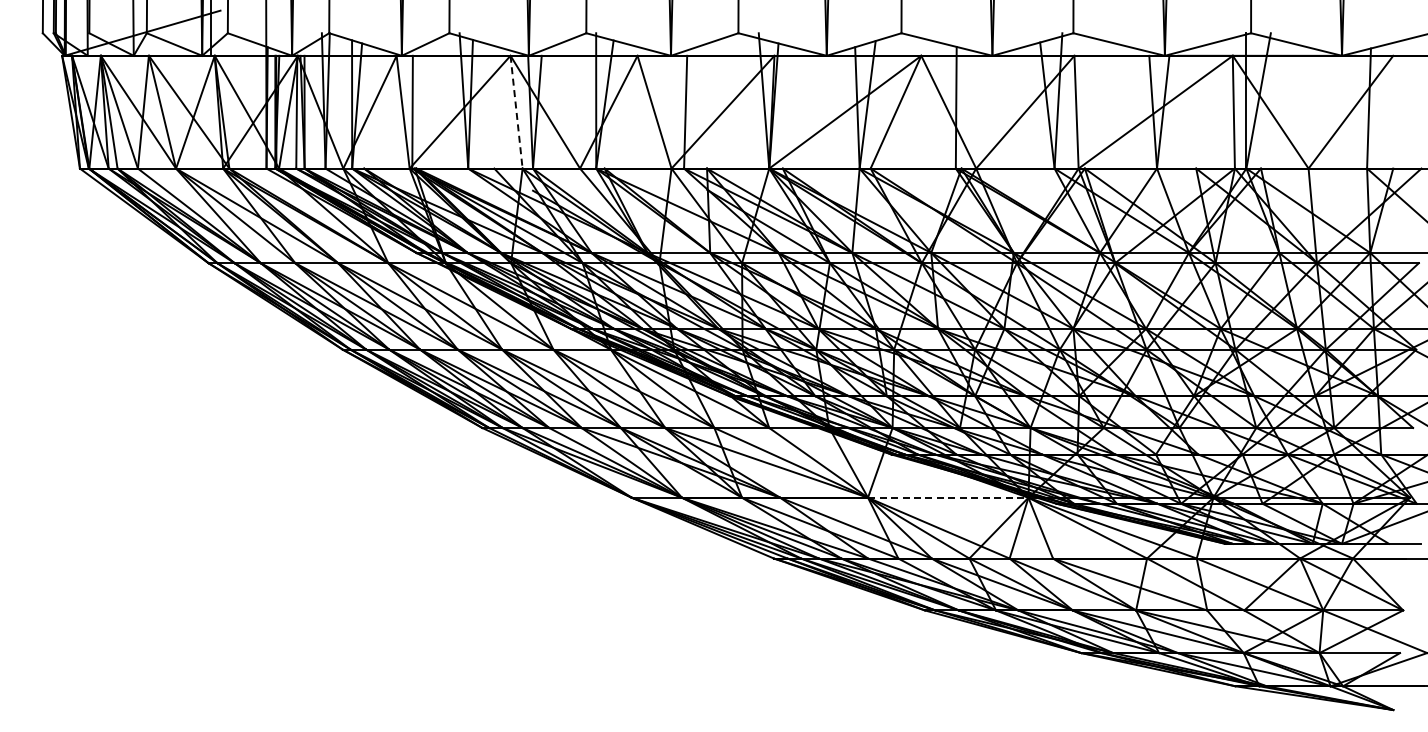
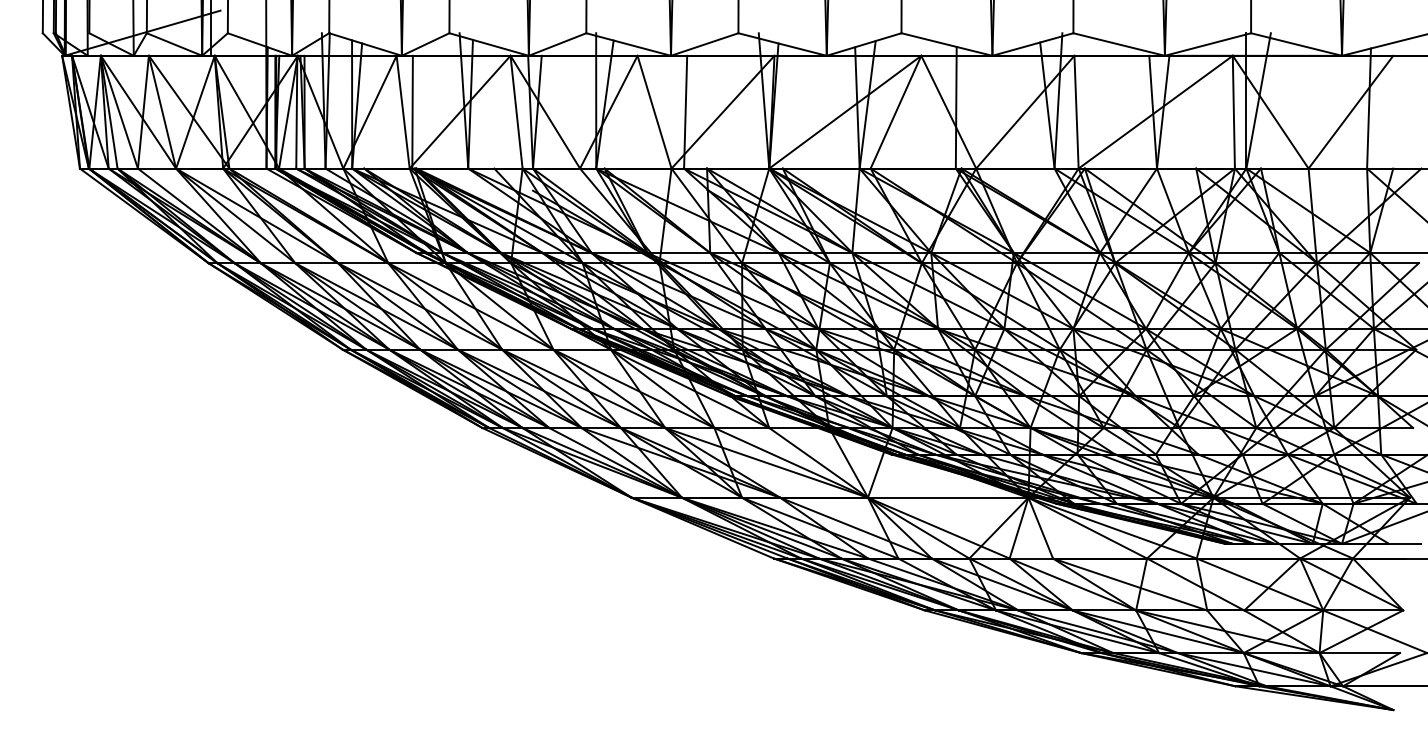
line: dashed -> solid (516, 112)
line: dashed -> solid (948, 497)
